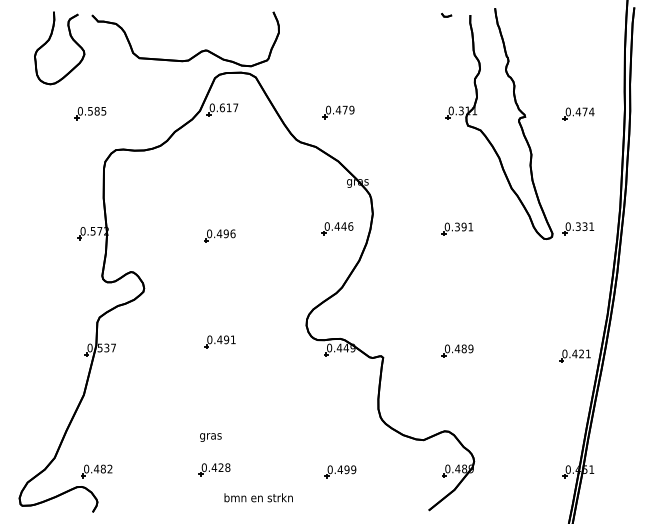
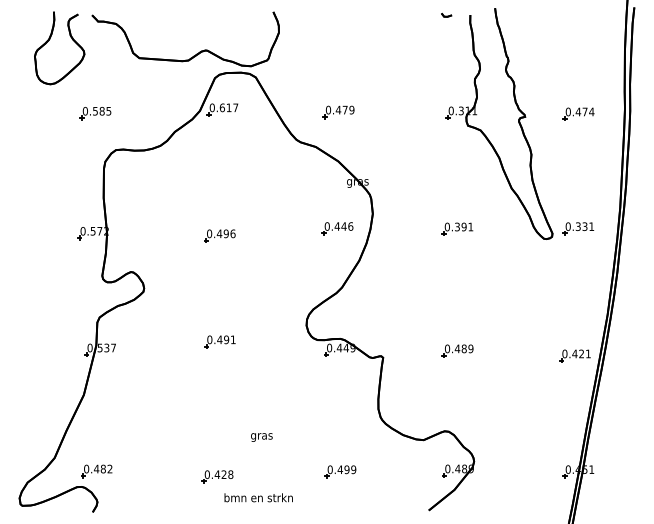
part position: (90, 113) -> (95, 113) (95, 113)
text position: (210, 437) -> (261, 437) (261, 437)
part position: (214, 469) -> (217, 476) (217, 476)
